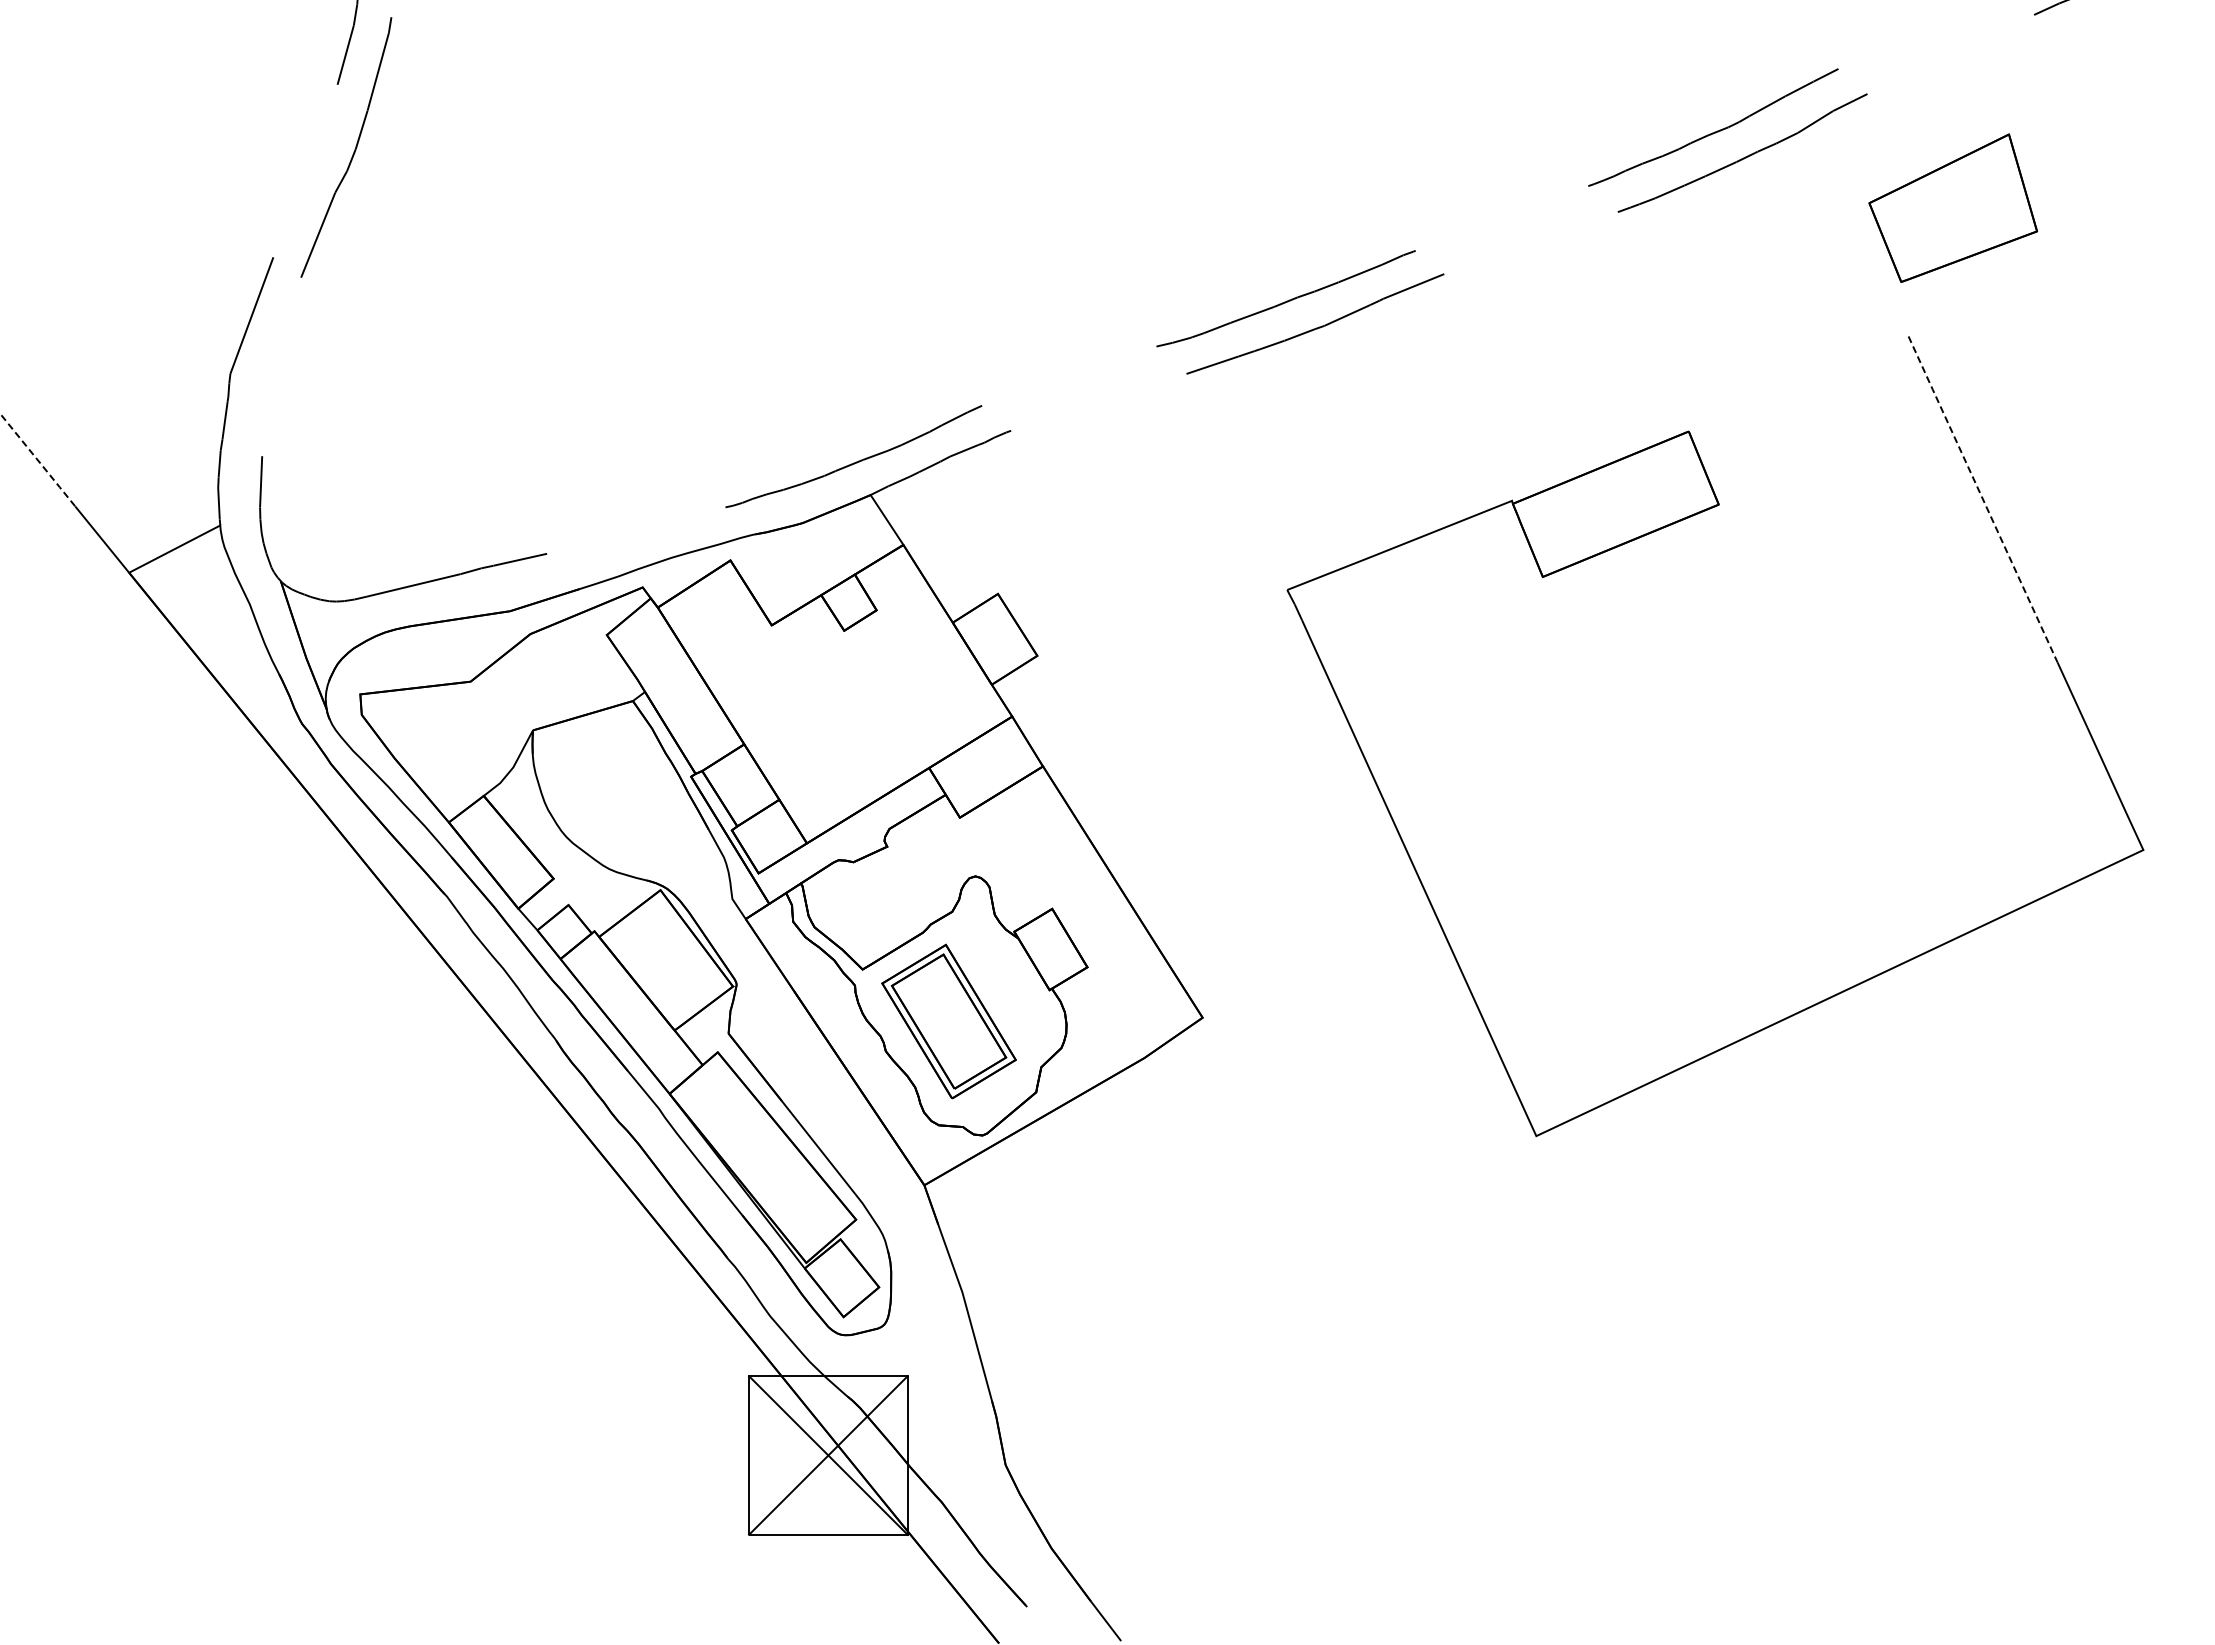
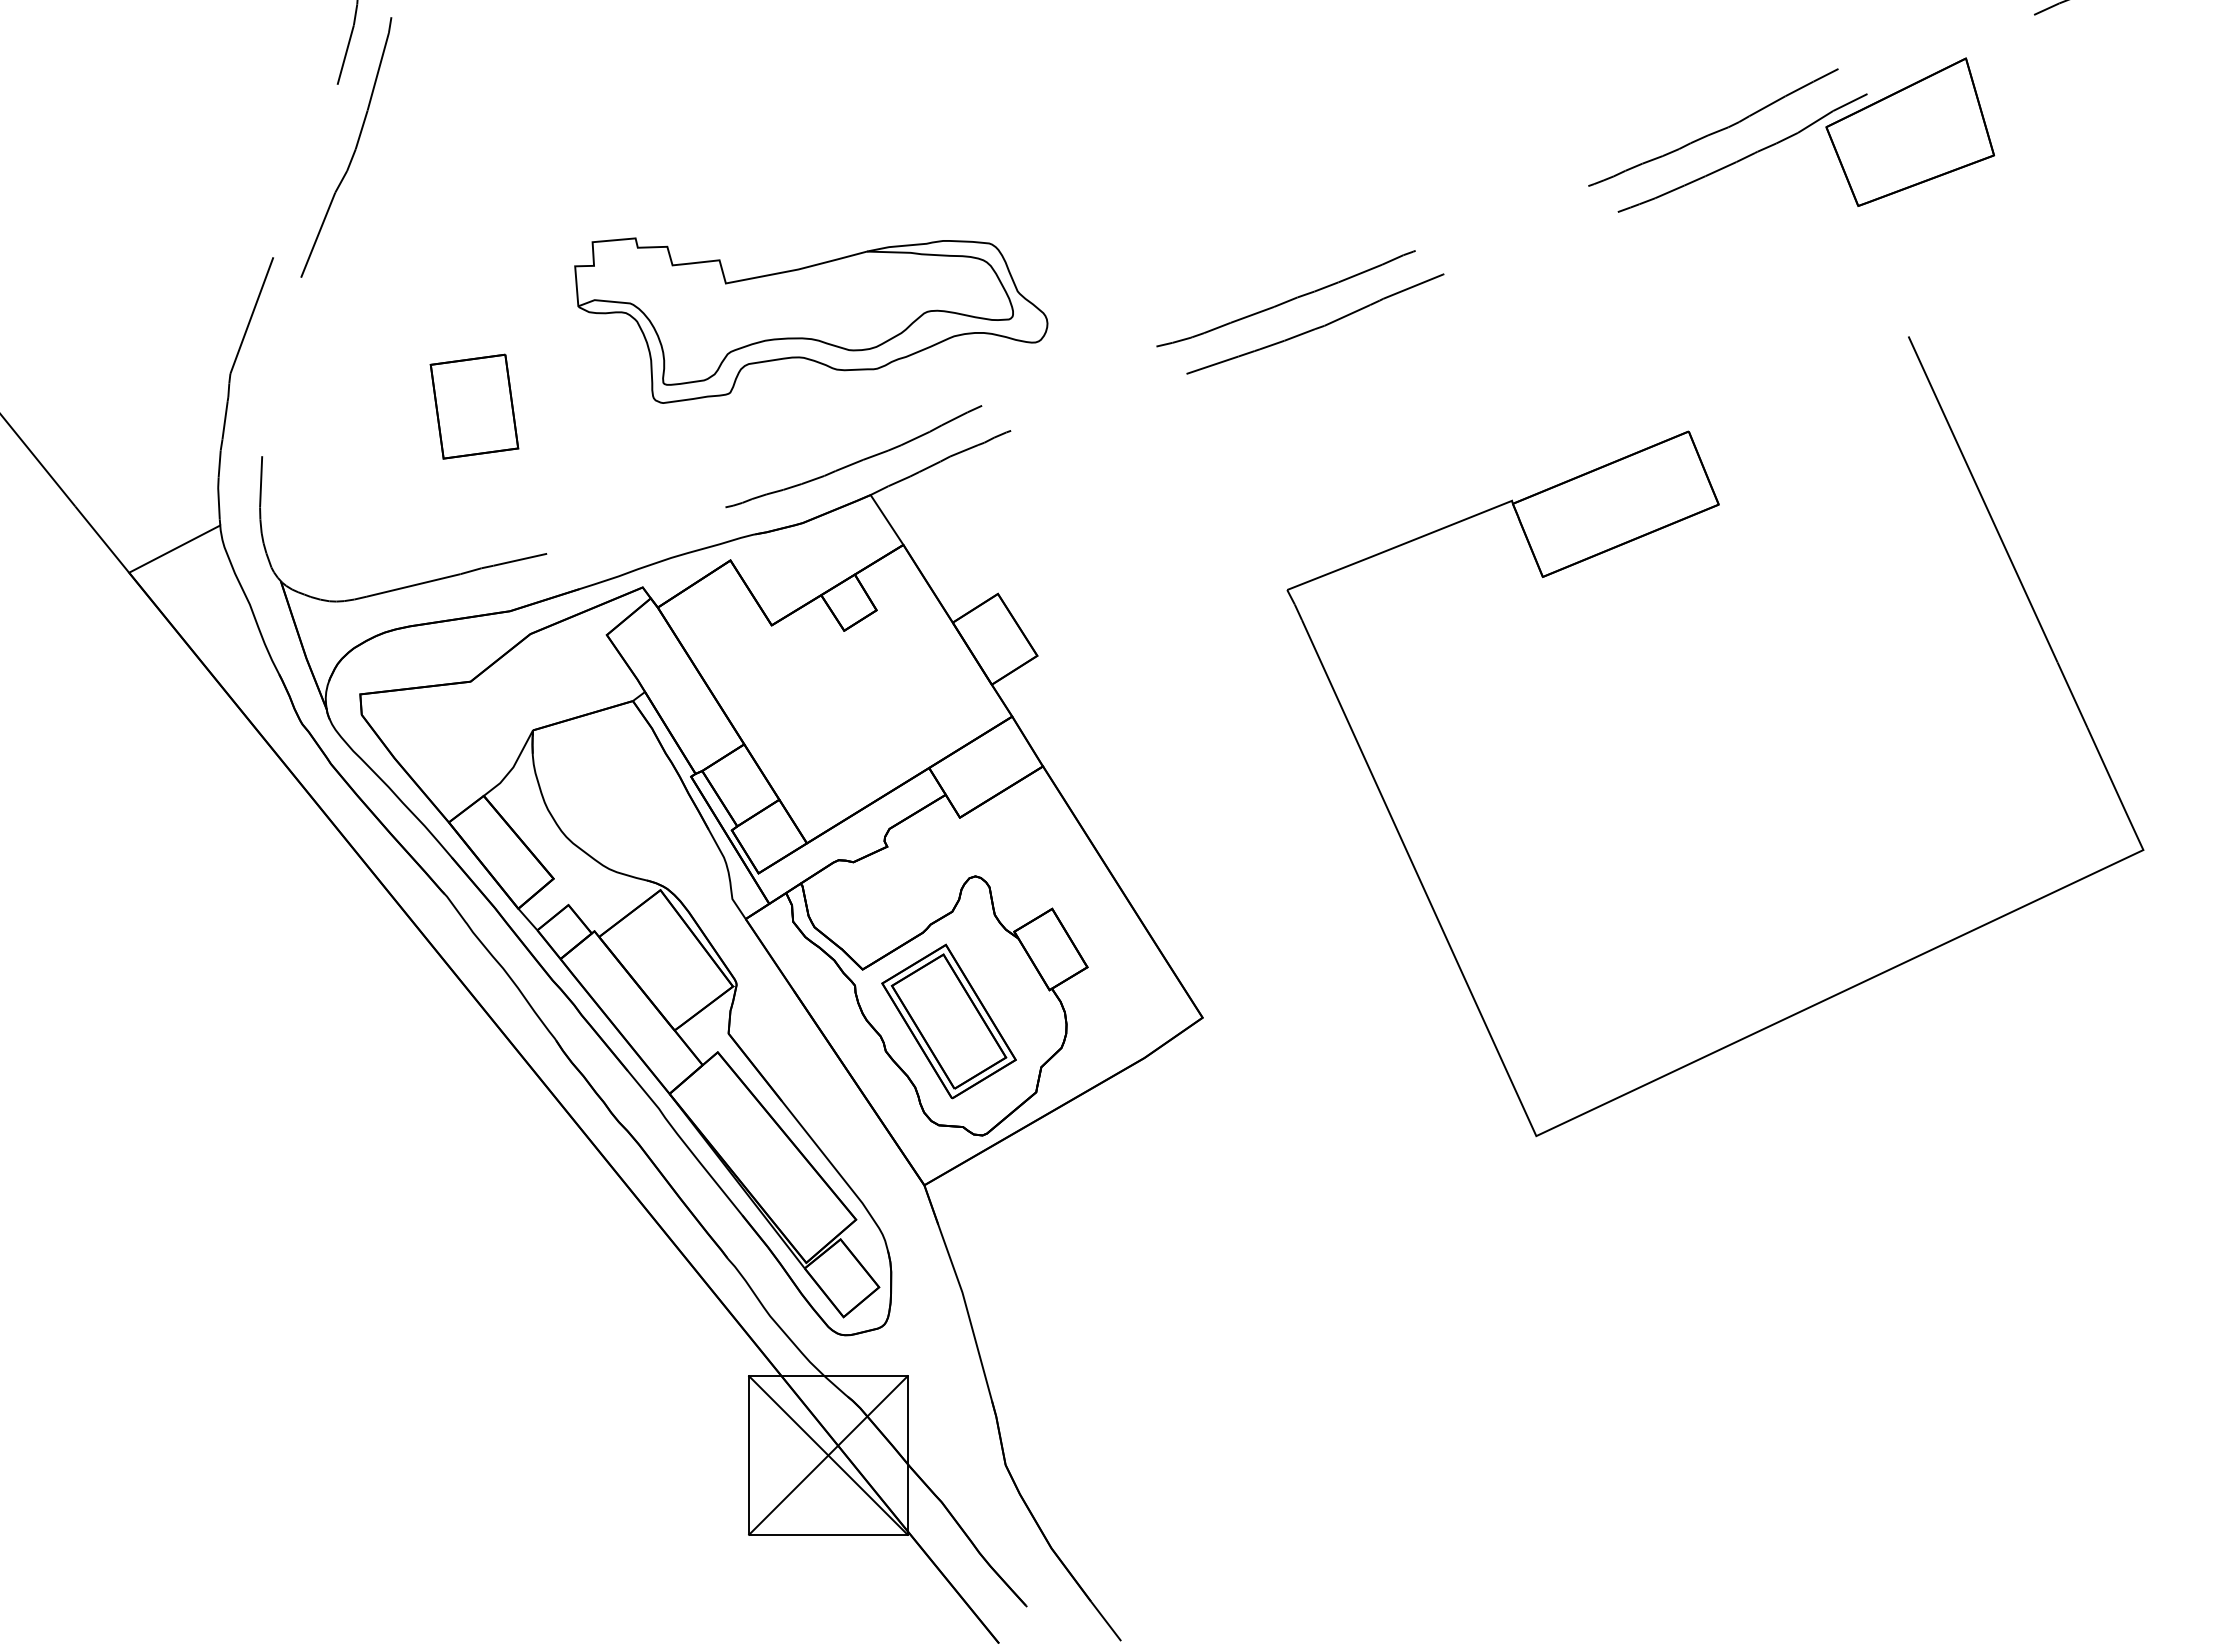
part position: (1953, 207) -> (1910, 131) (1910, 131)
part: none -> present (811, 320)
part: none -> present (474, 406)
line: dashed -> solid (38, 460)
line: dashed -> solid (1982, 498)
